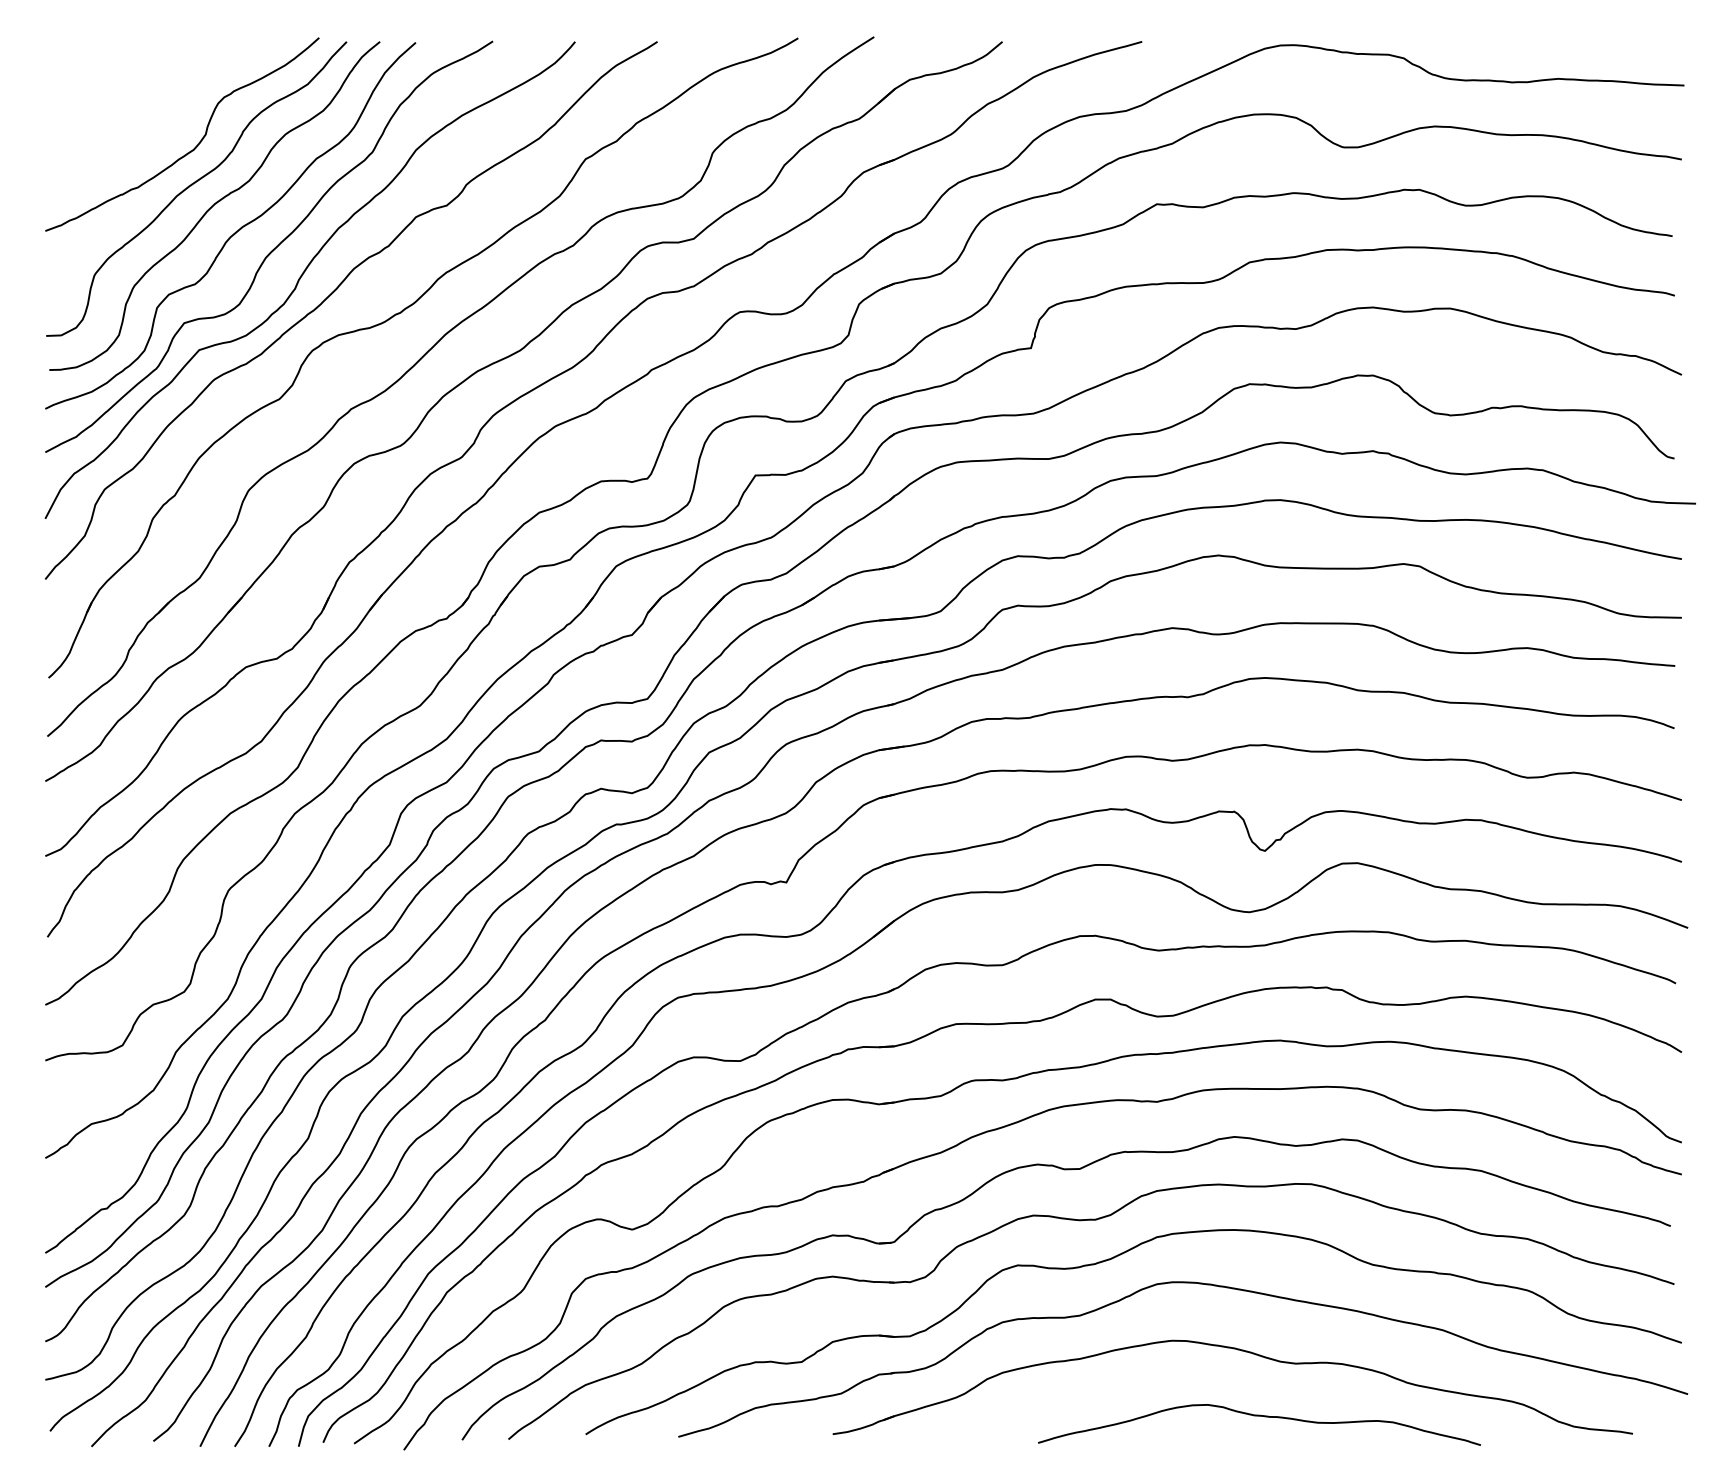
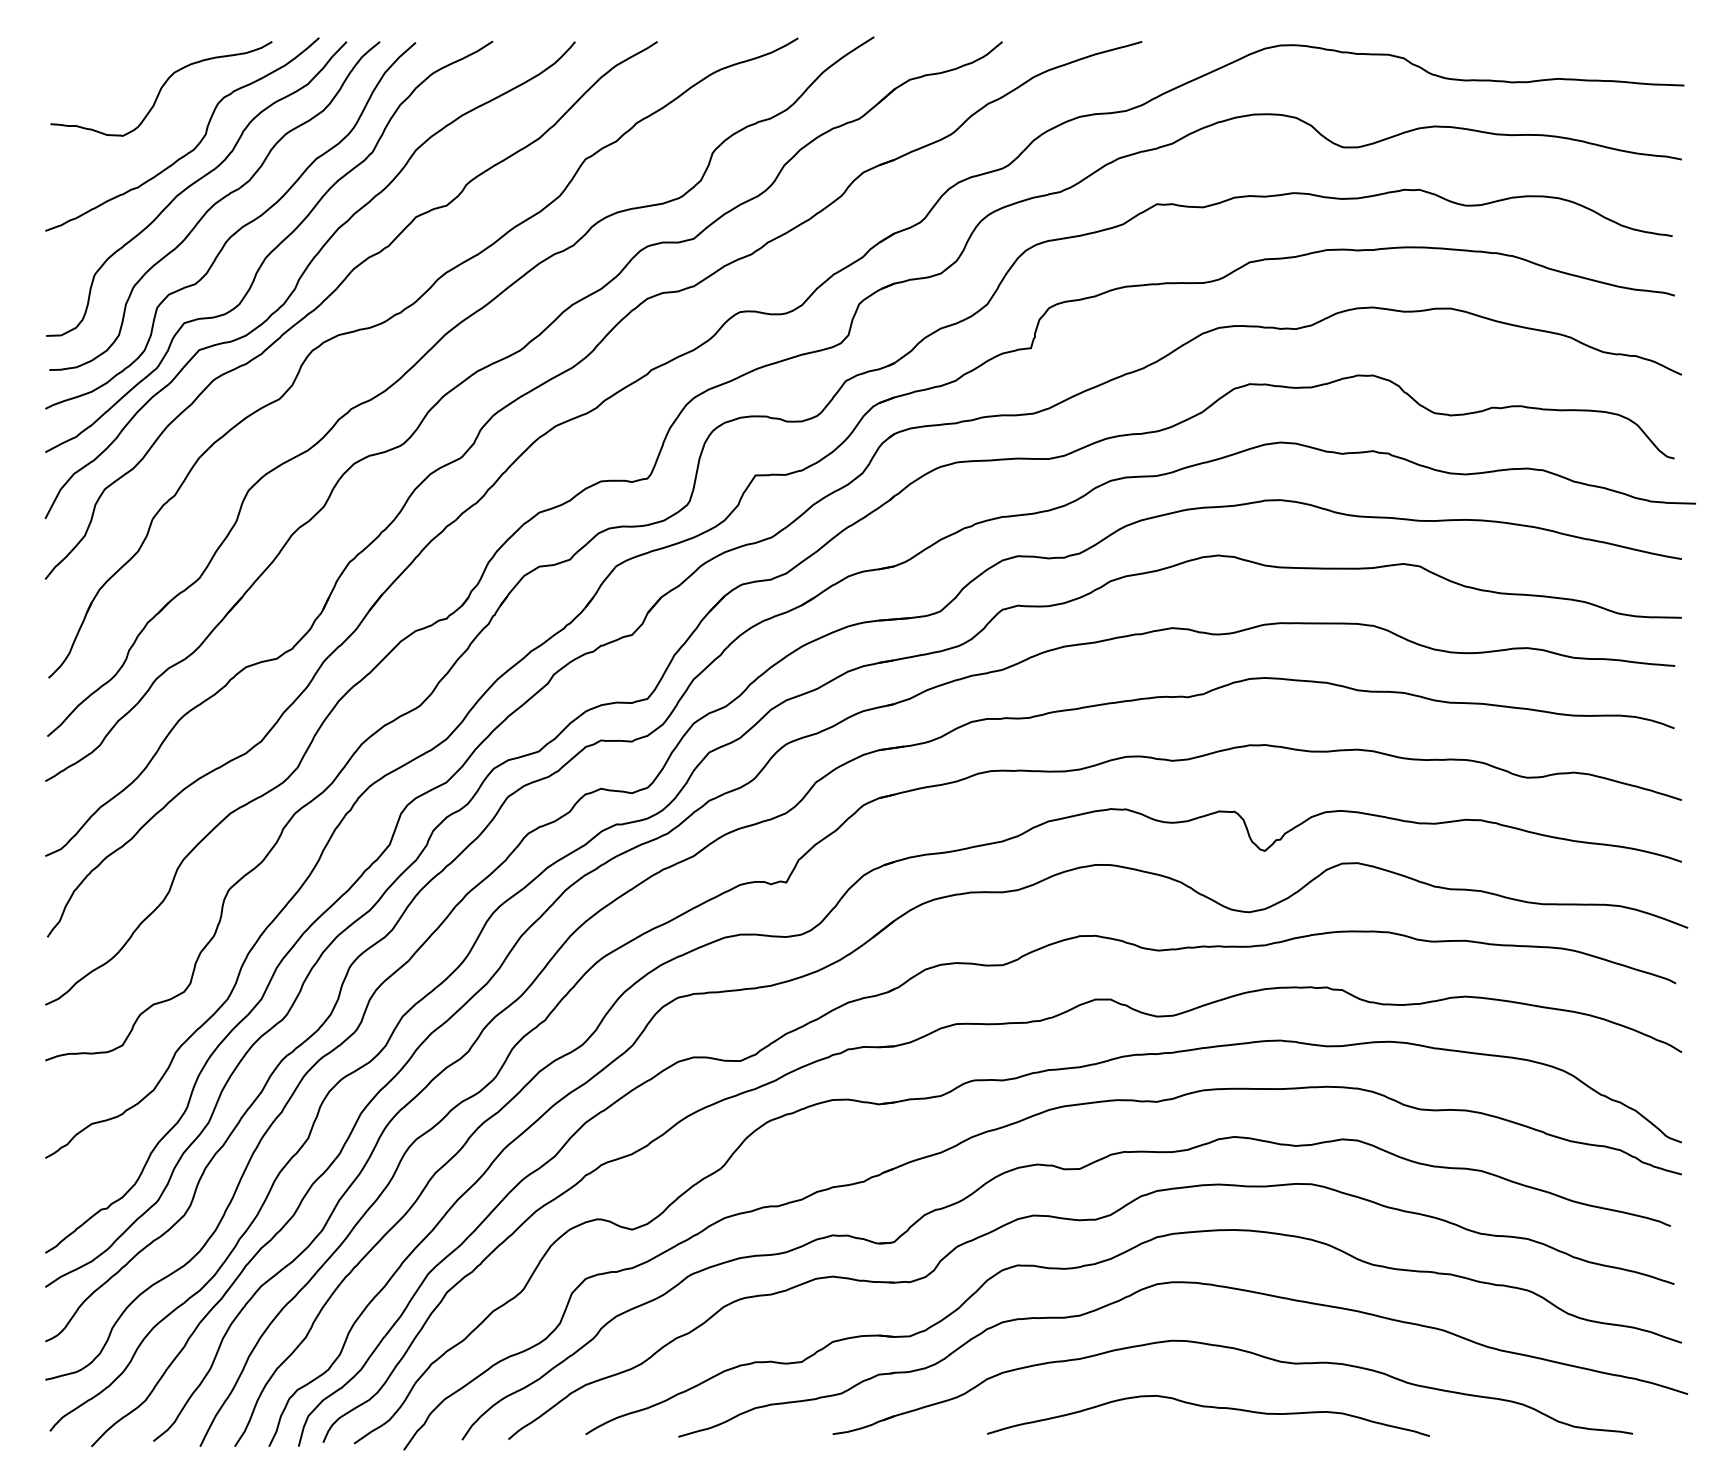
curve: none -> present (161, 88)
curve position: (1259, 1416) -> (1208, 1407) (1208, 1407)
